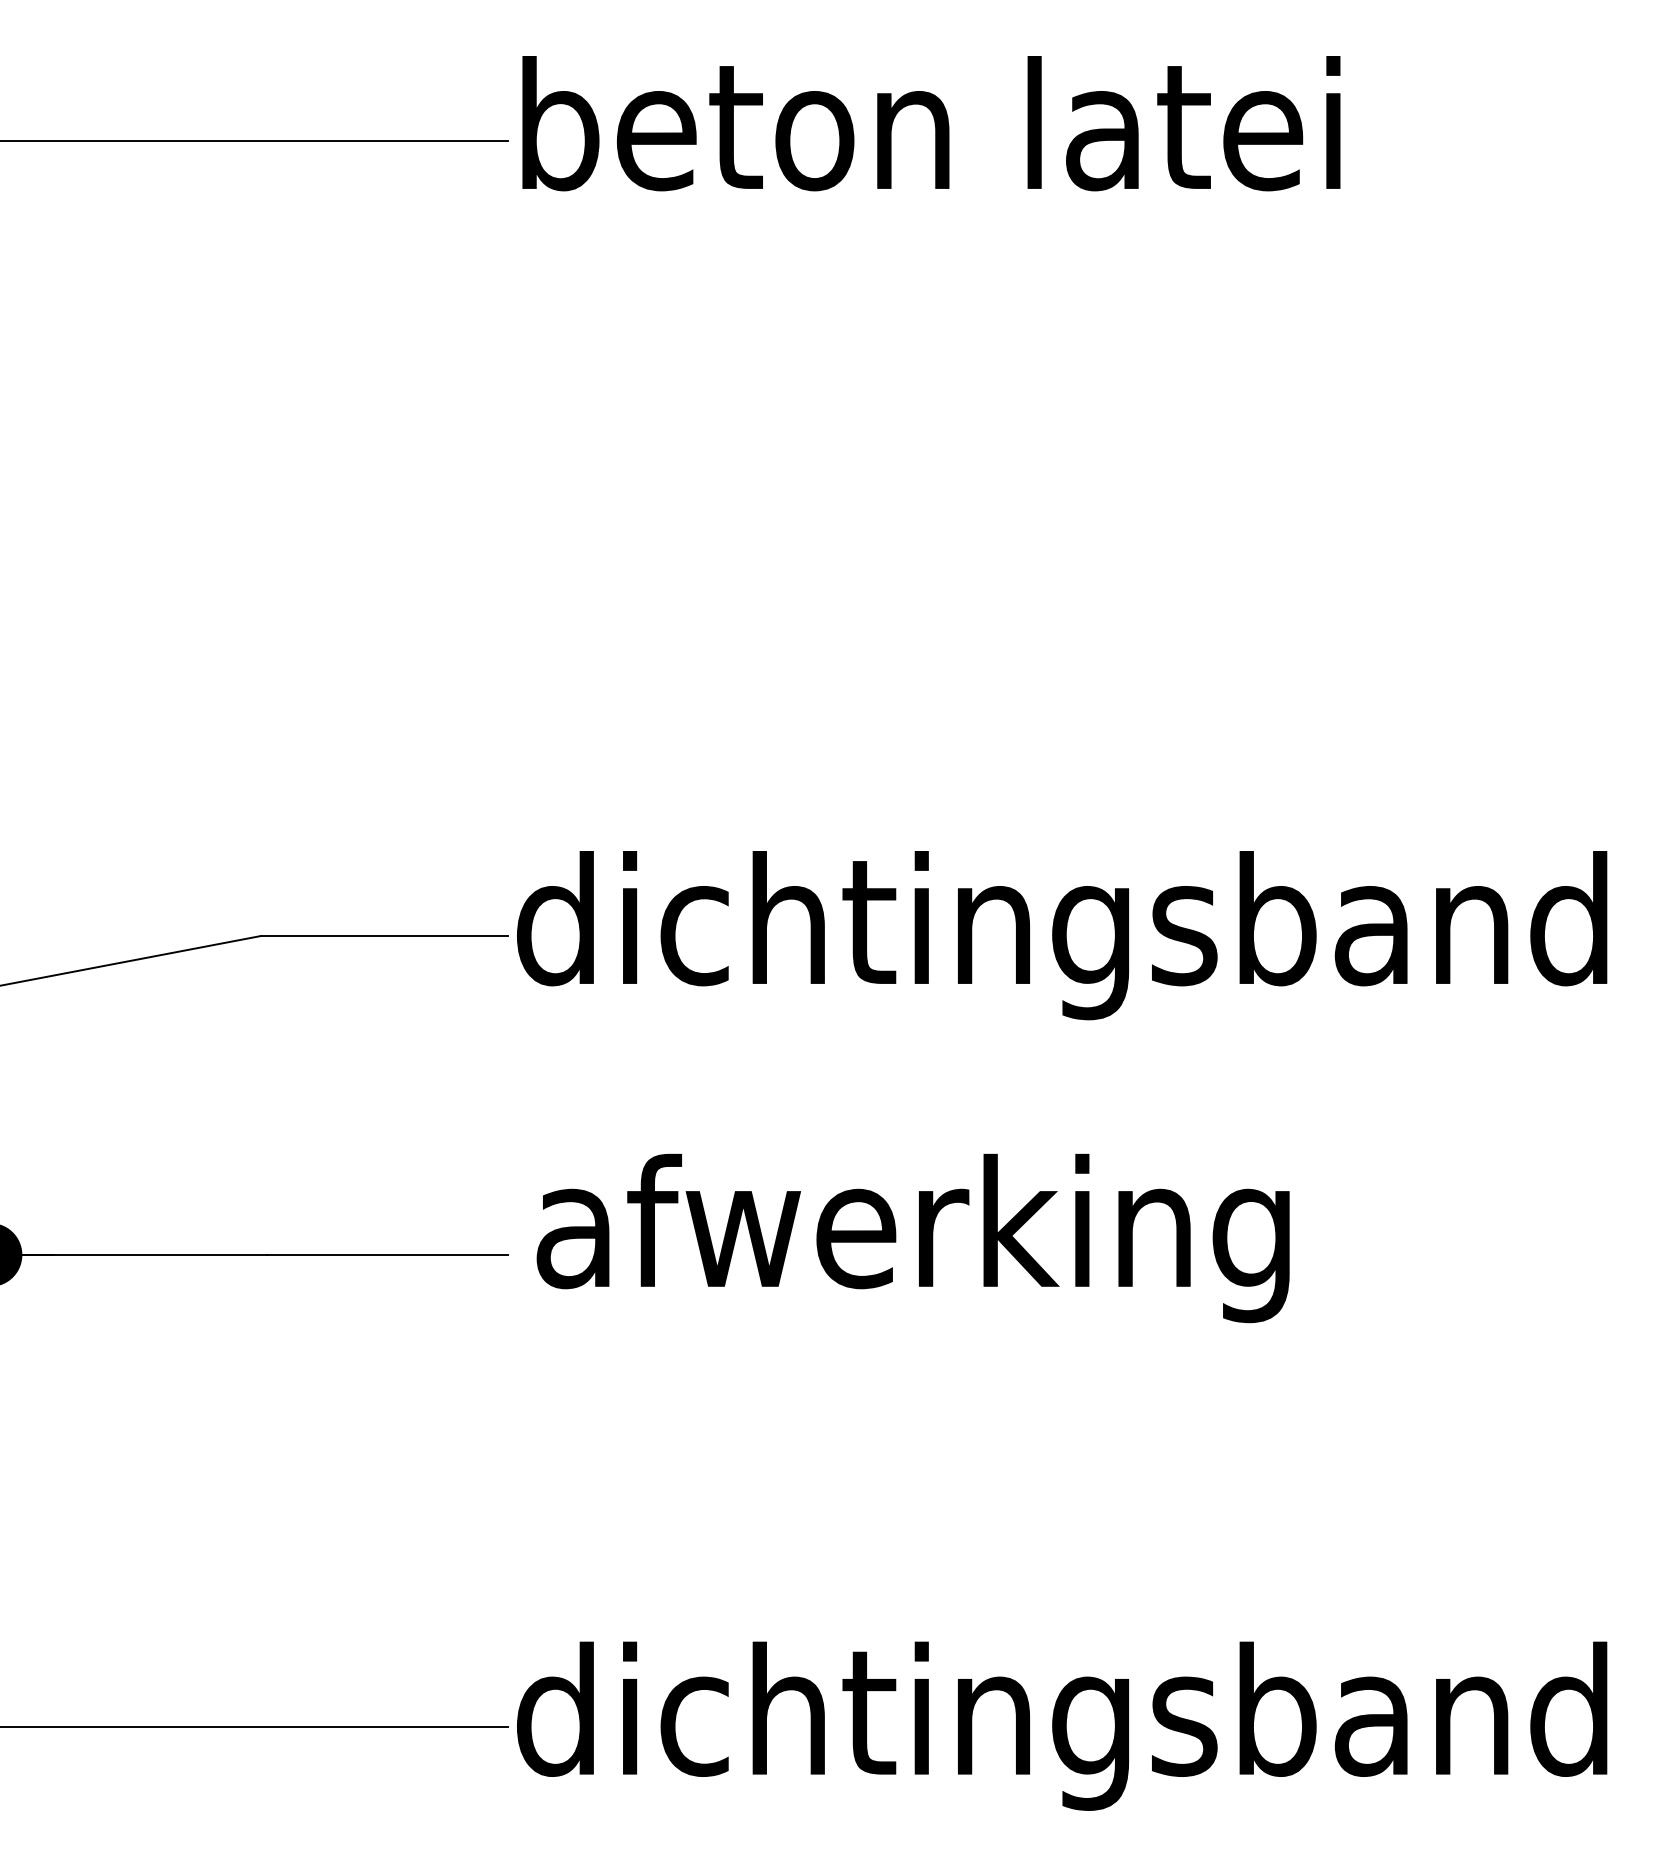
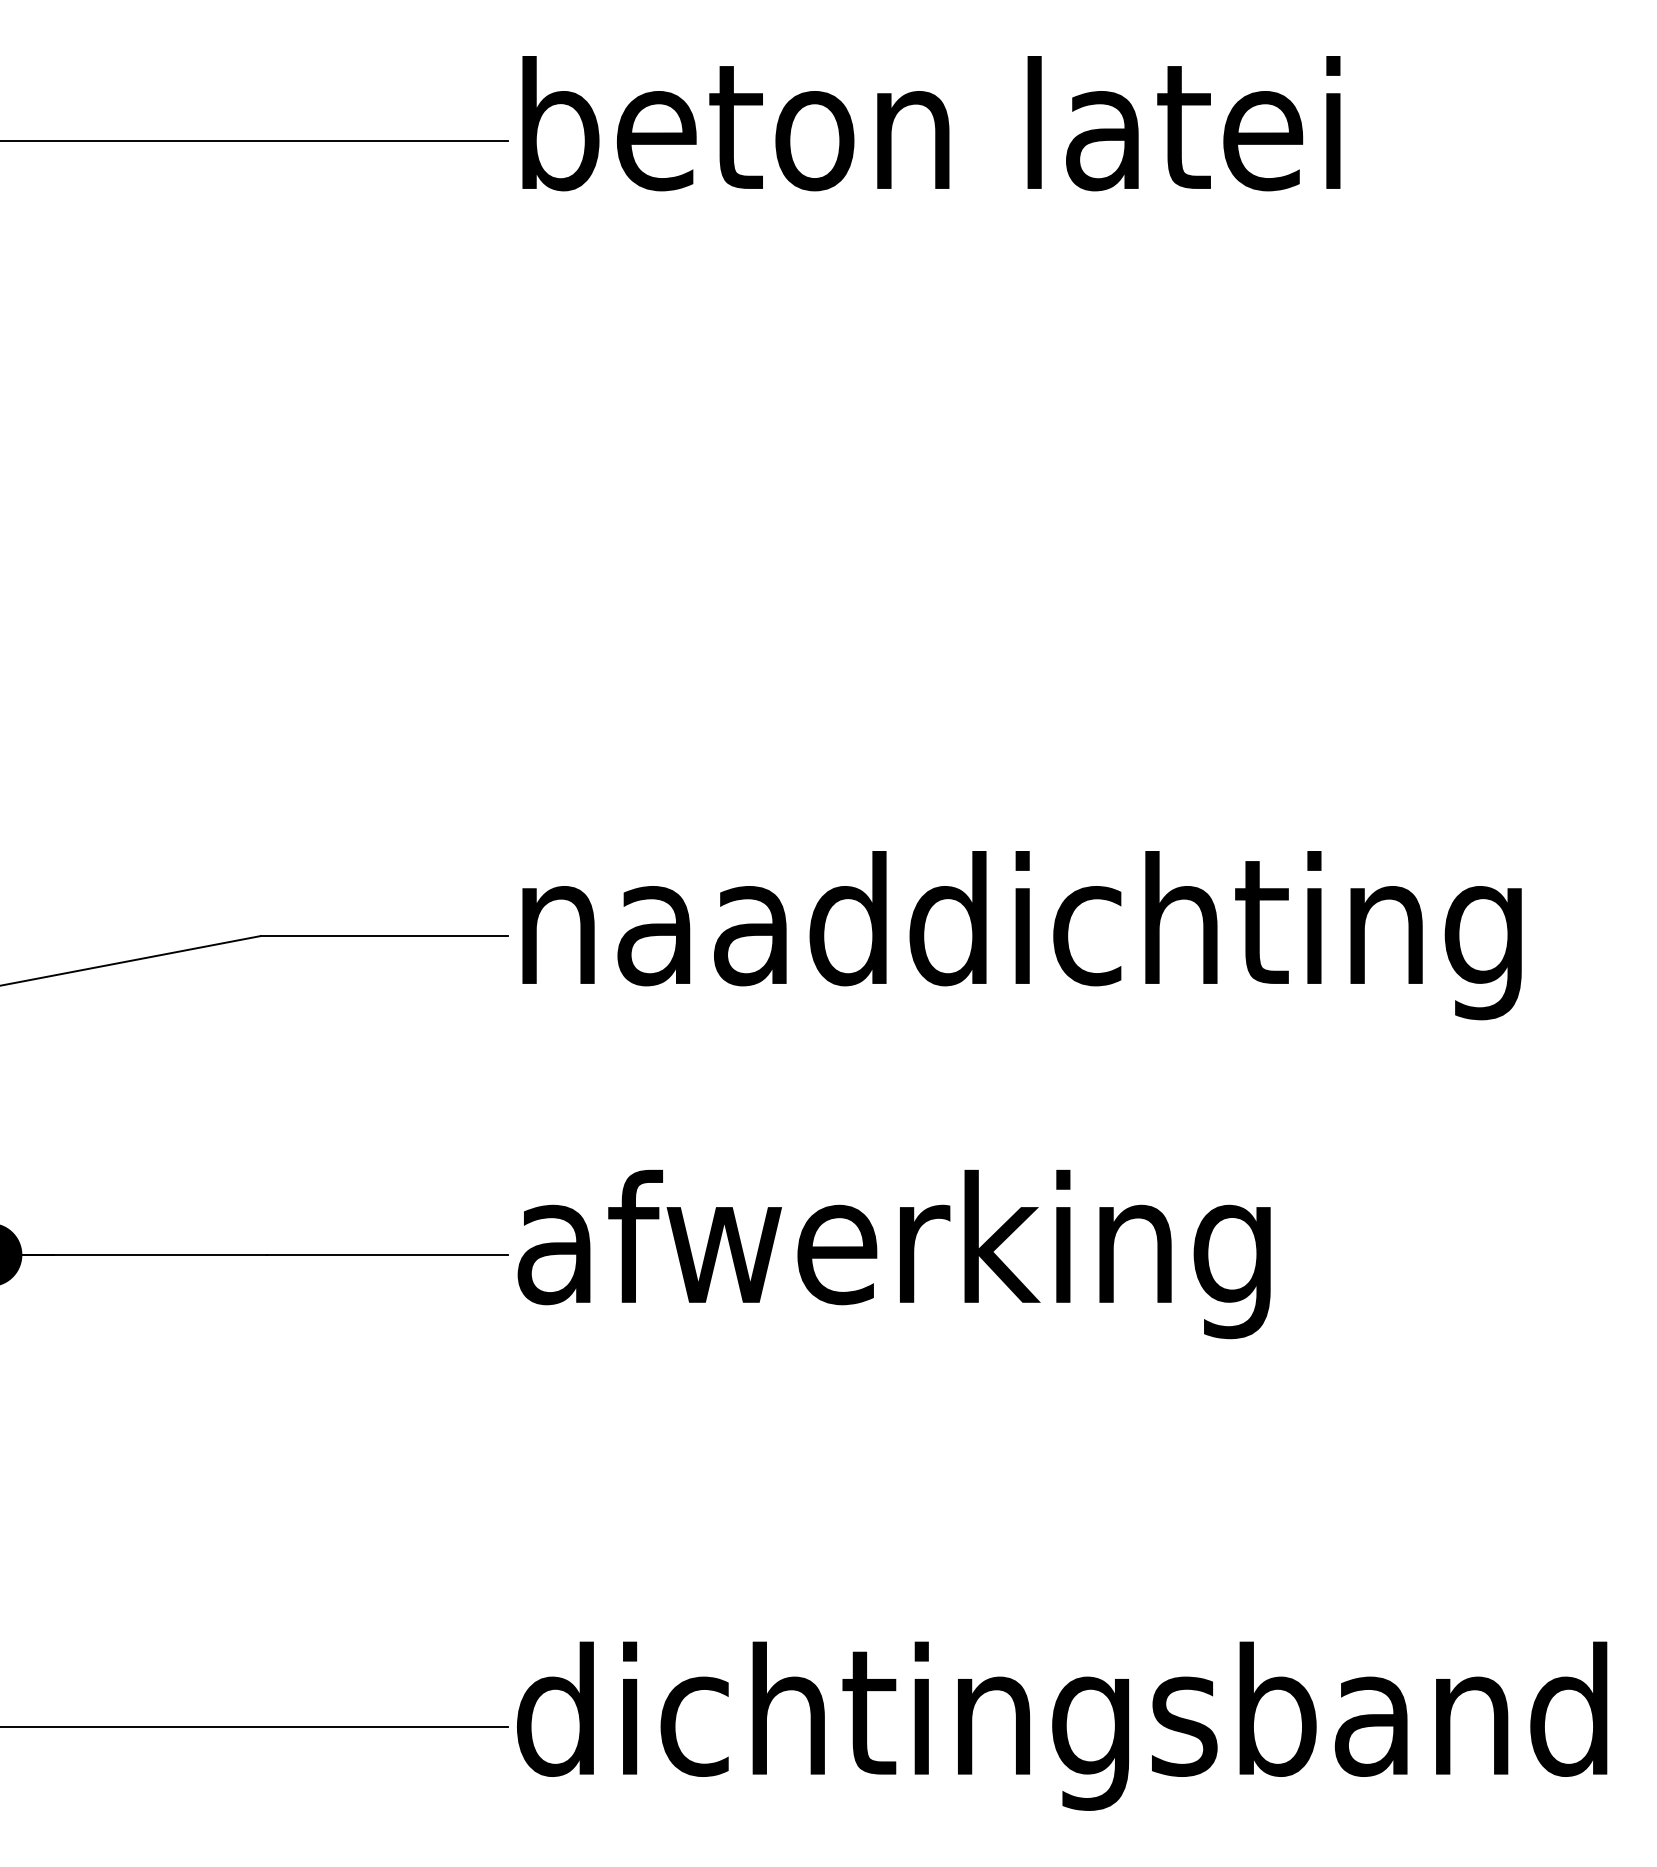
text: dichtingsband -> naaddichting (1062, 935)
text position: (912, 1238) -> (893, 1254) (893, 1254)
